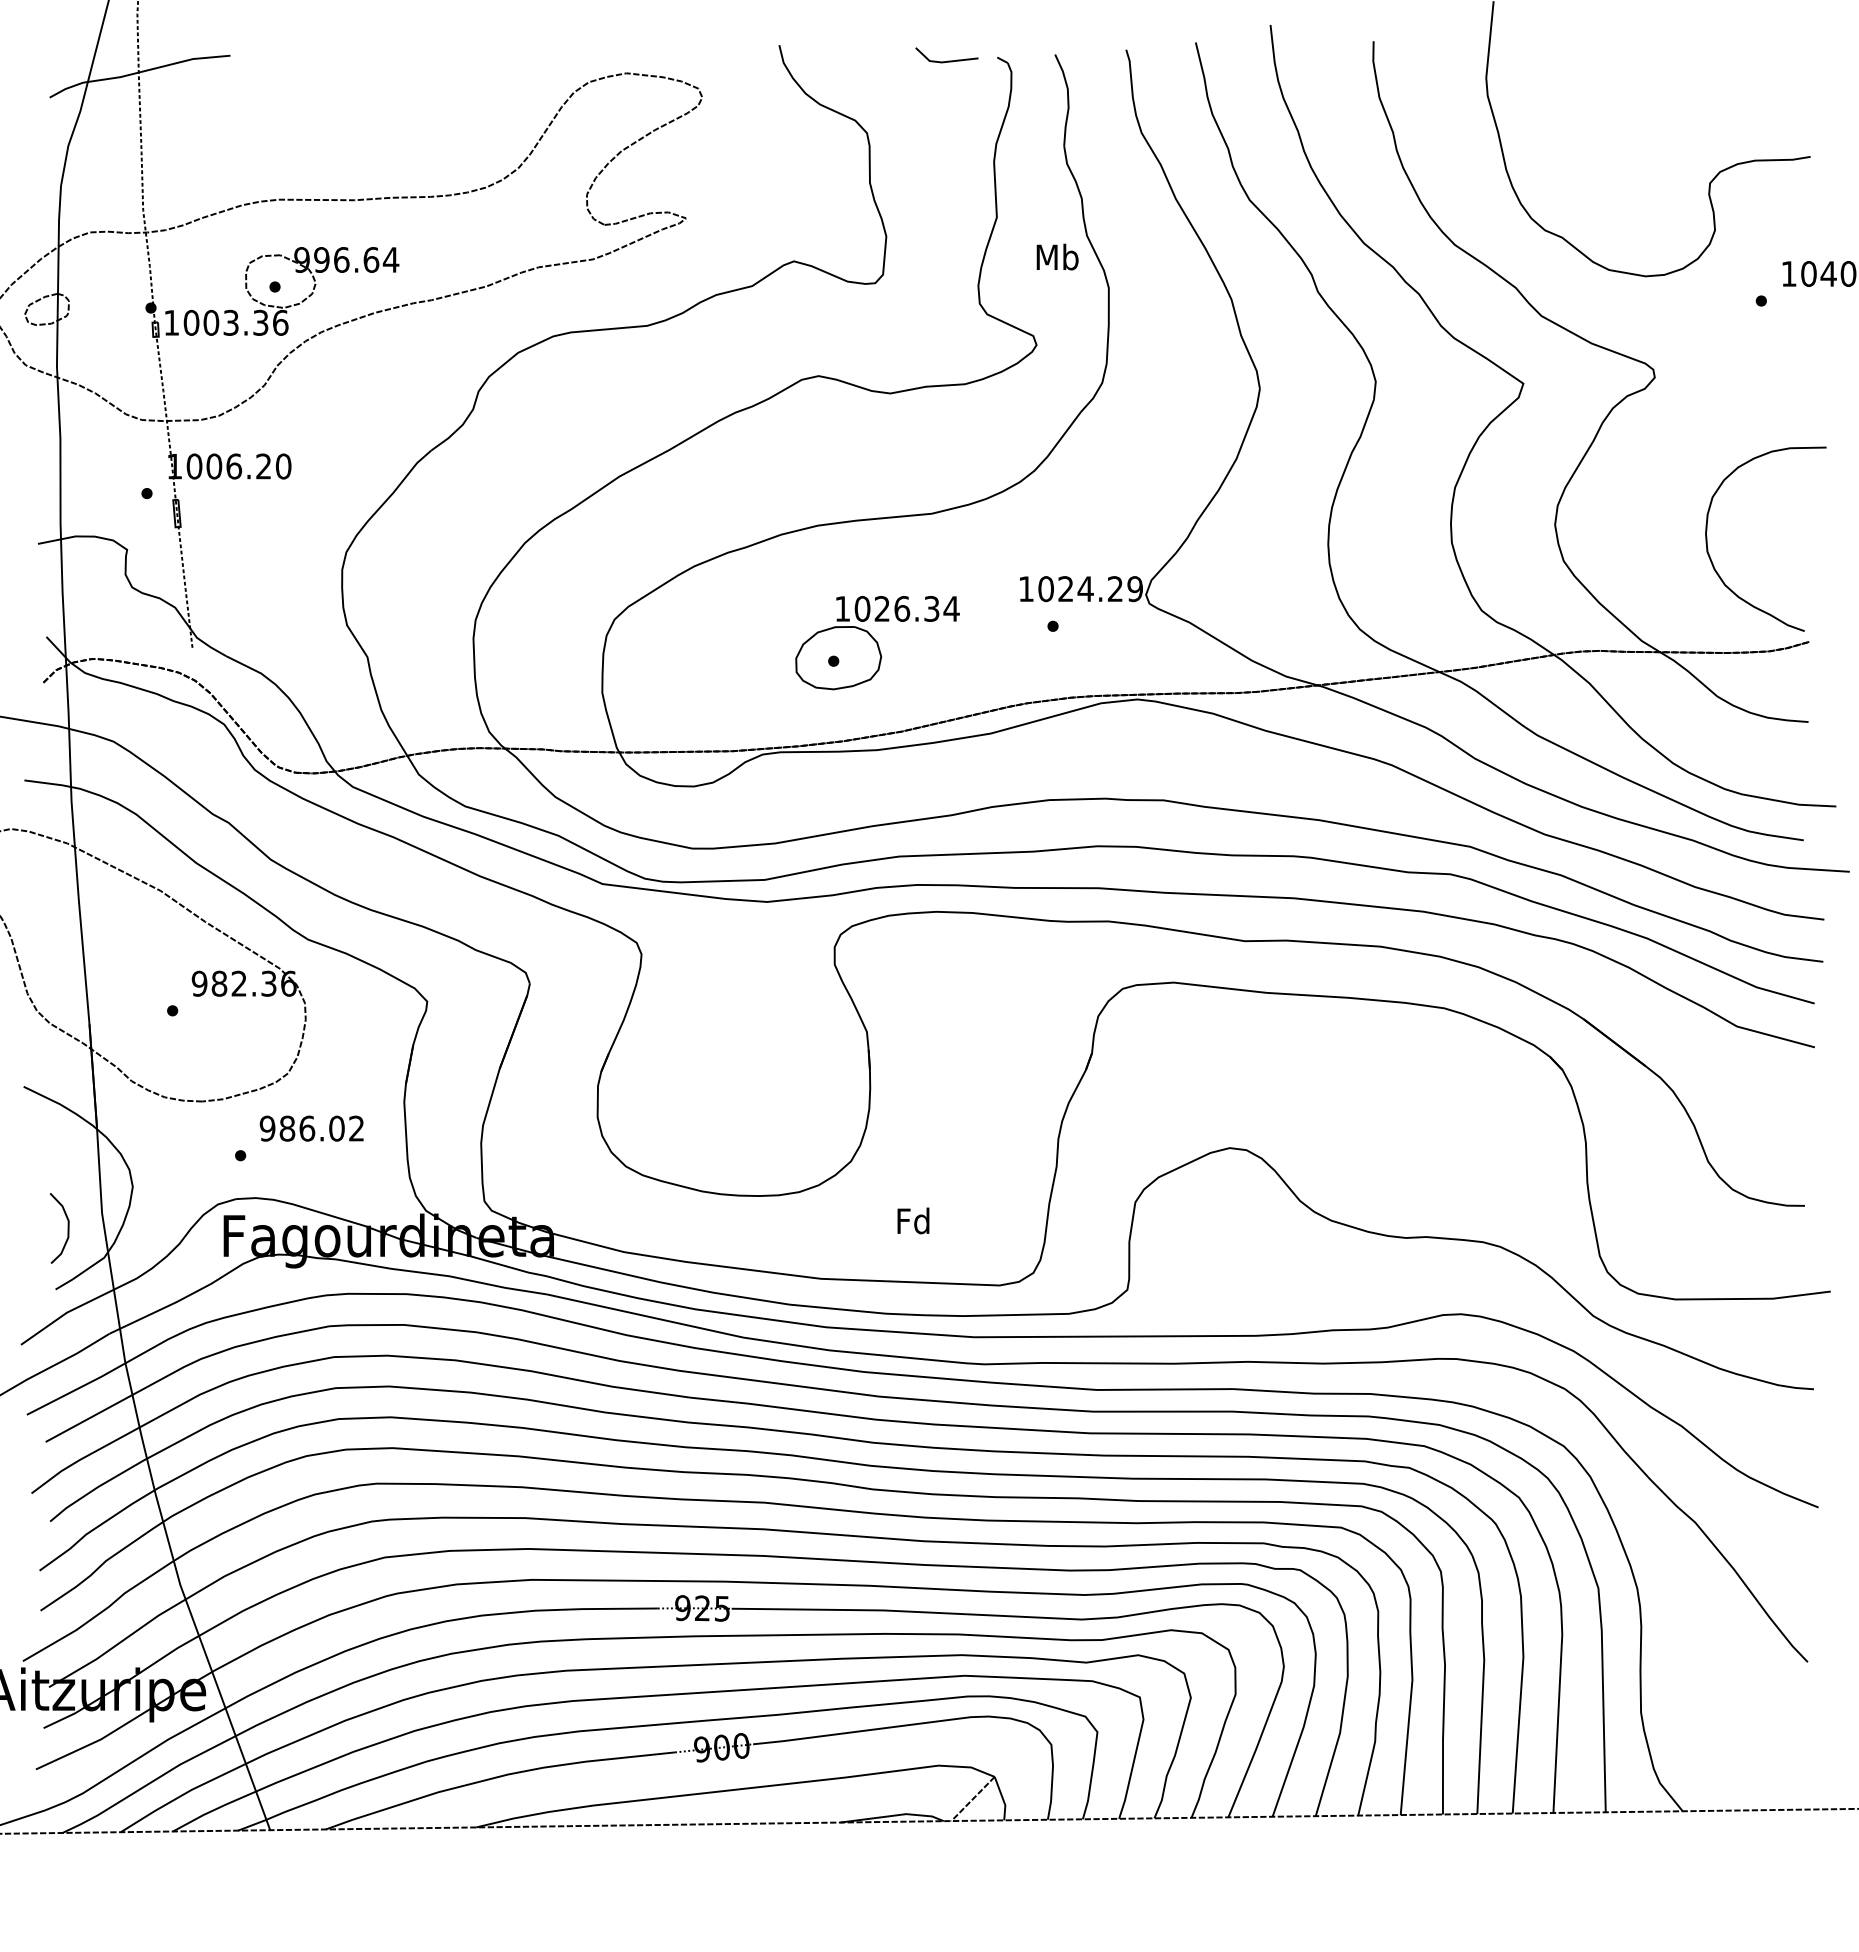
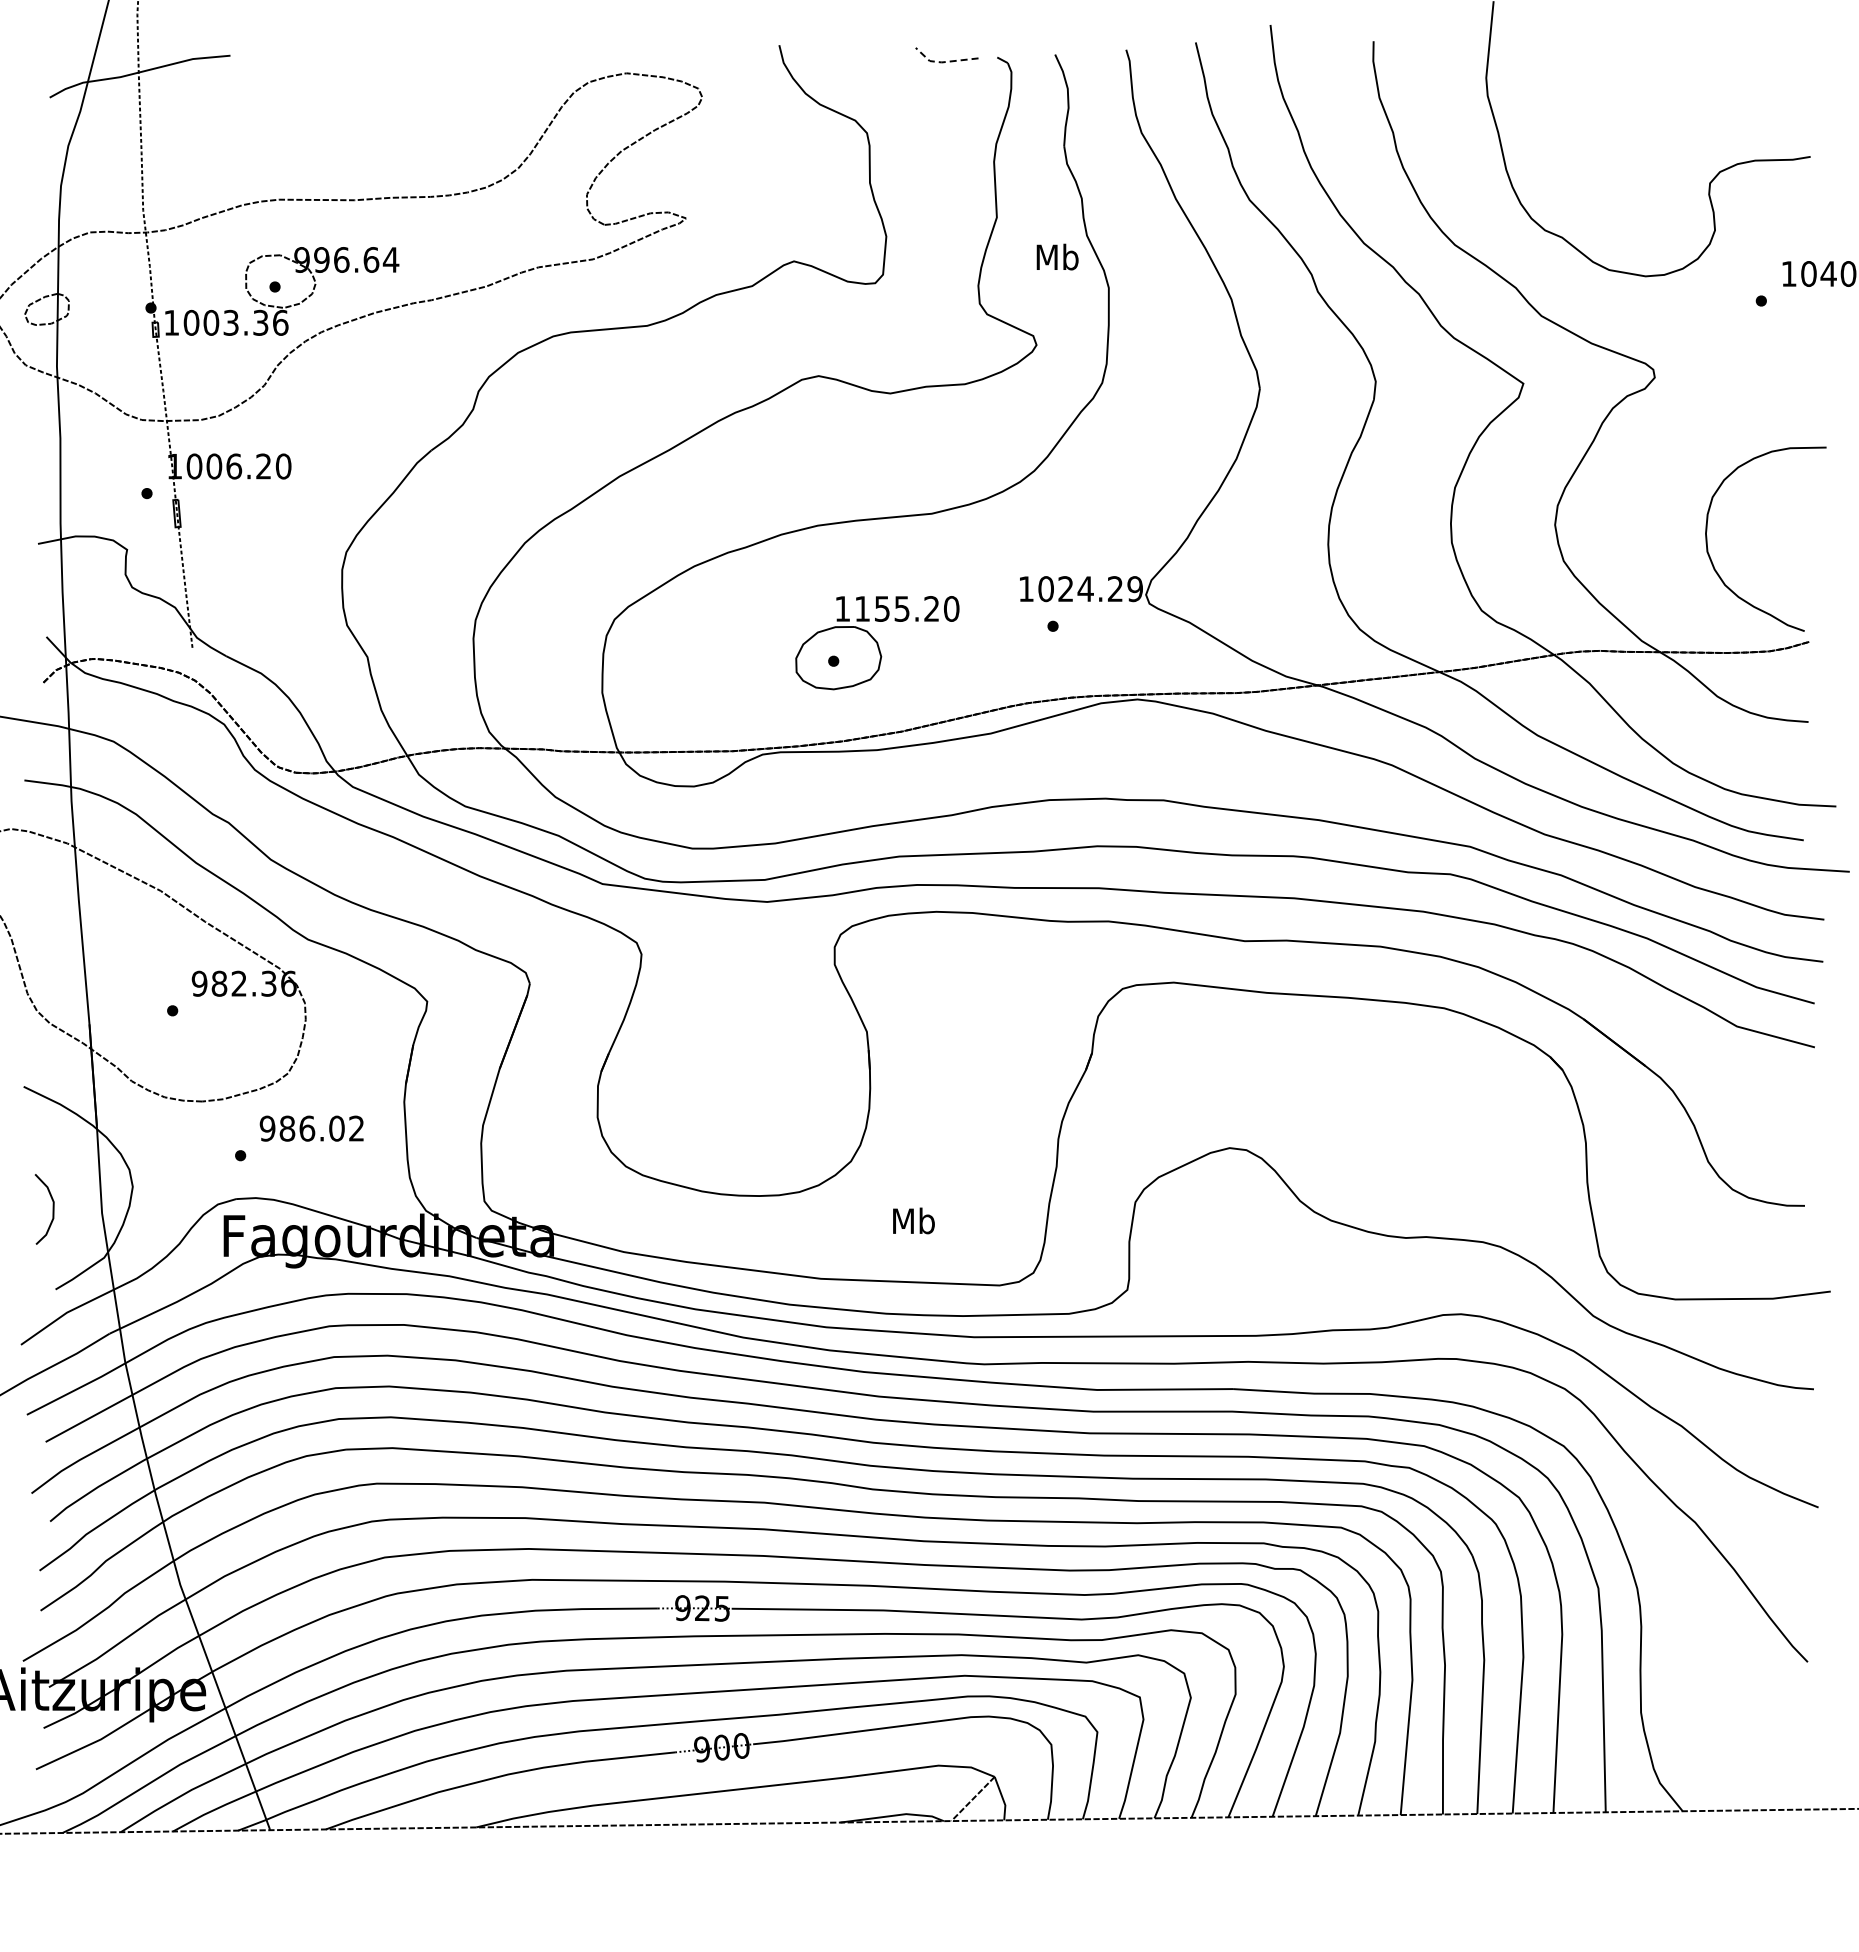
line: solid -> dashed (942, 62)
text: 1026.34 -> 1155.20 (906, 608)
text: Fd -> Mb (913, 1220)
curve position: (67, 1228) -> (52, 1209) (52, 1209)
